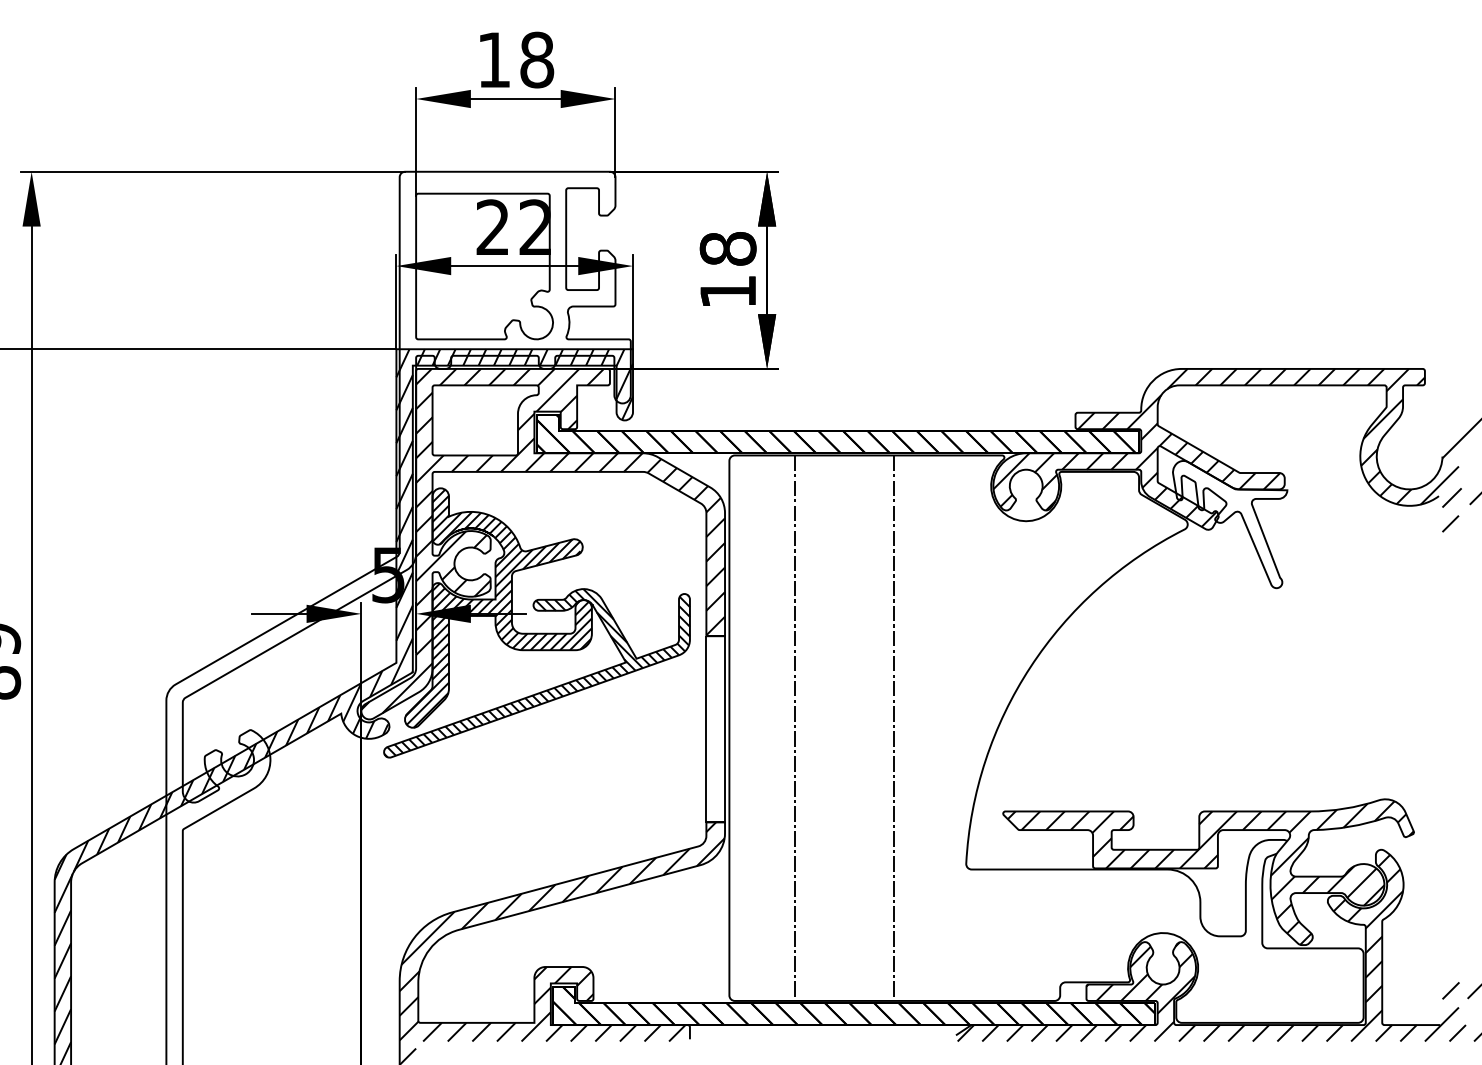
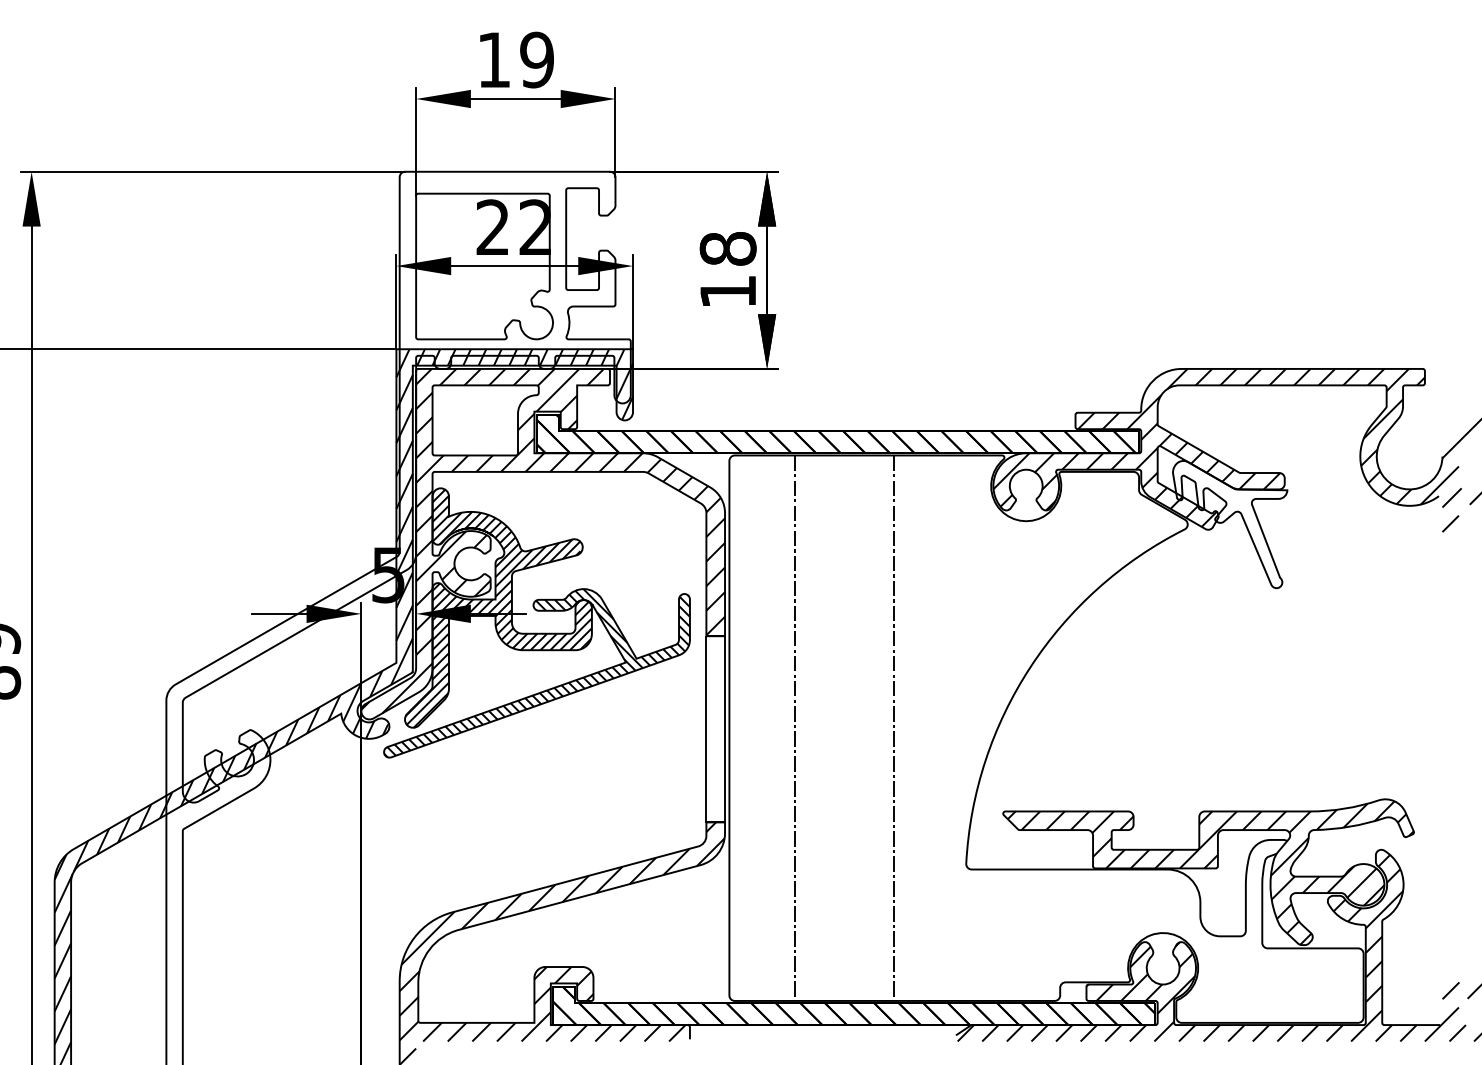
text: 18 -> 19 (537, 59)
